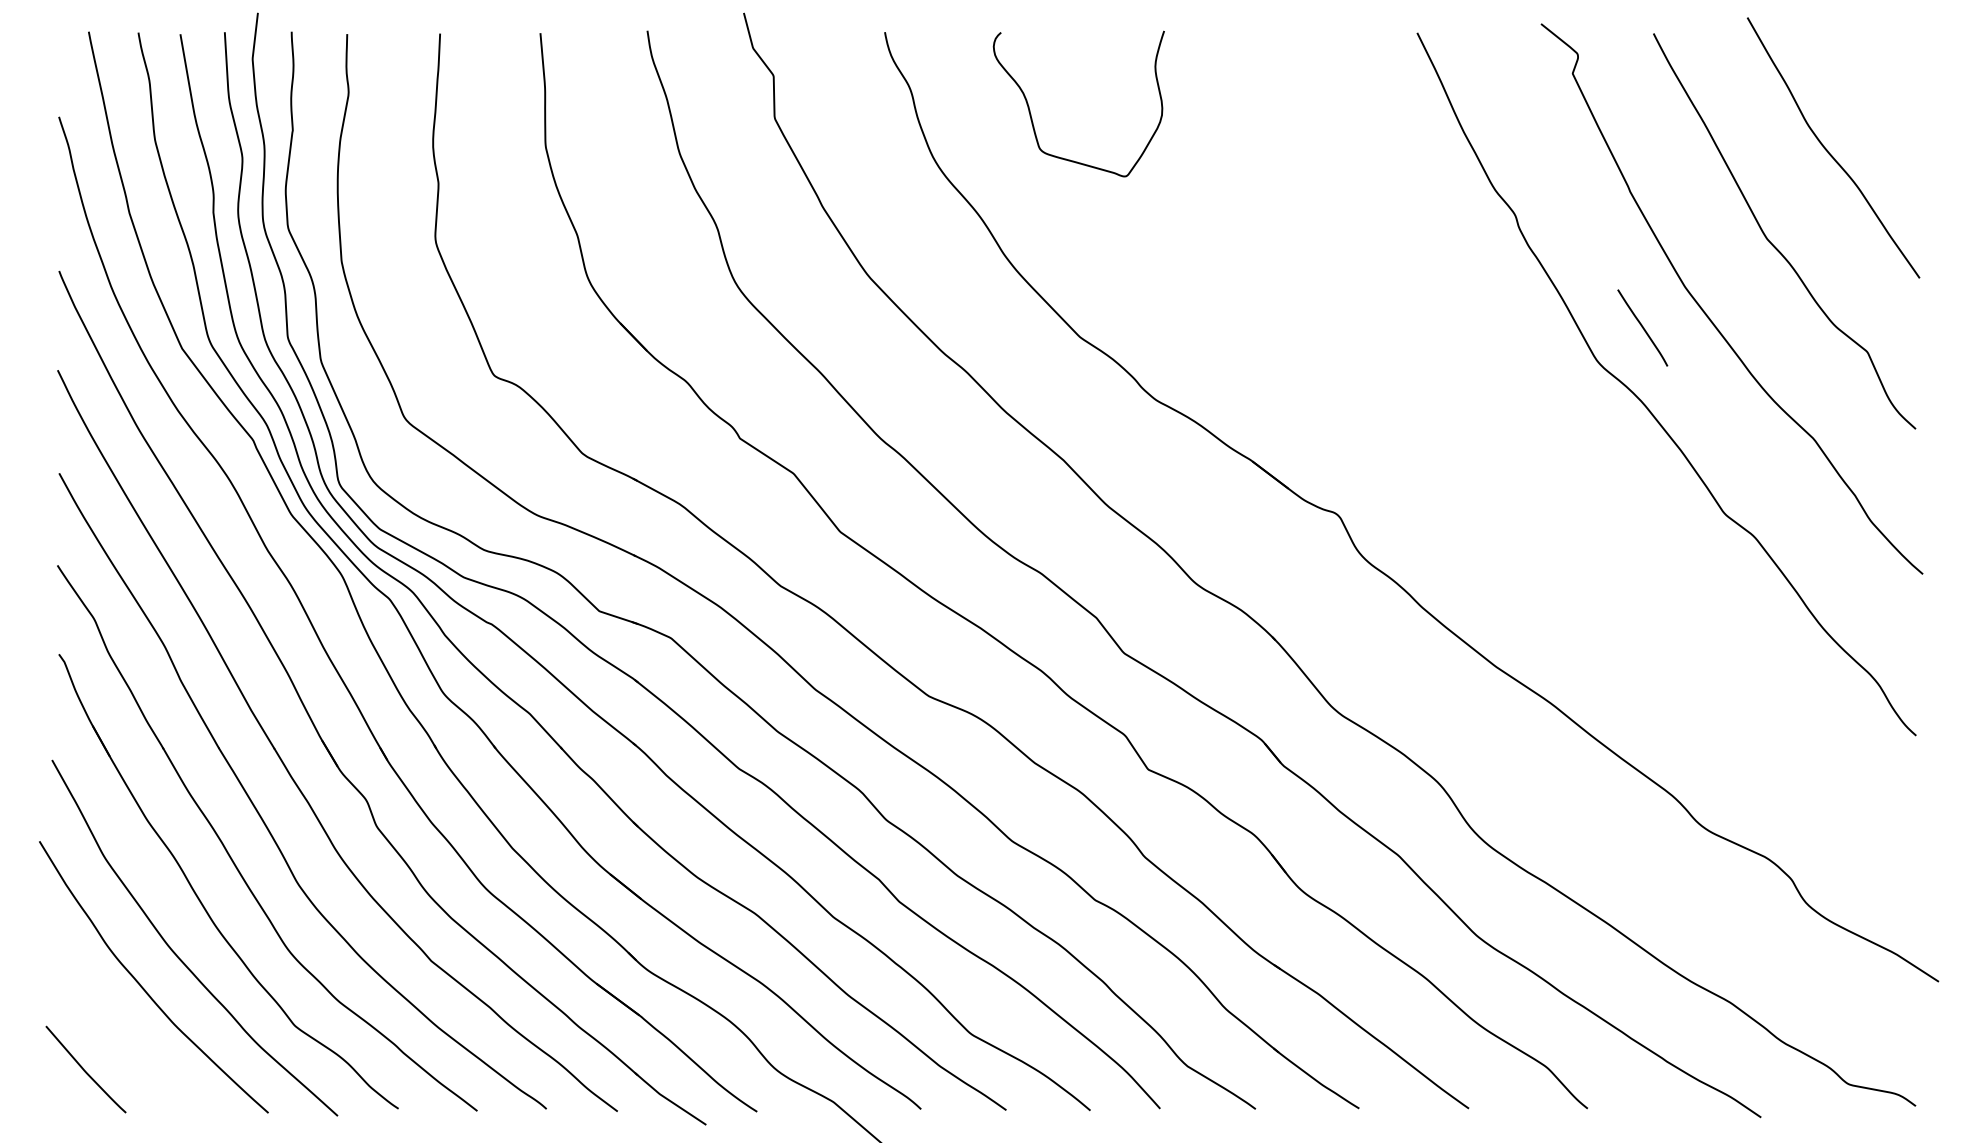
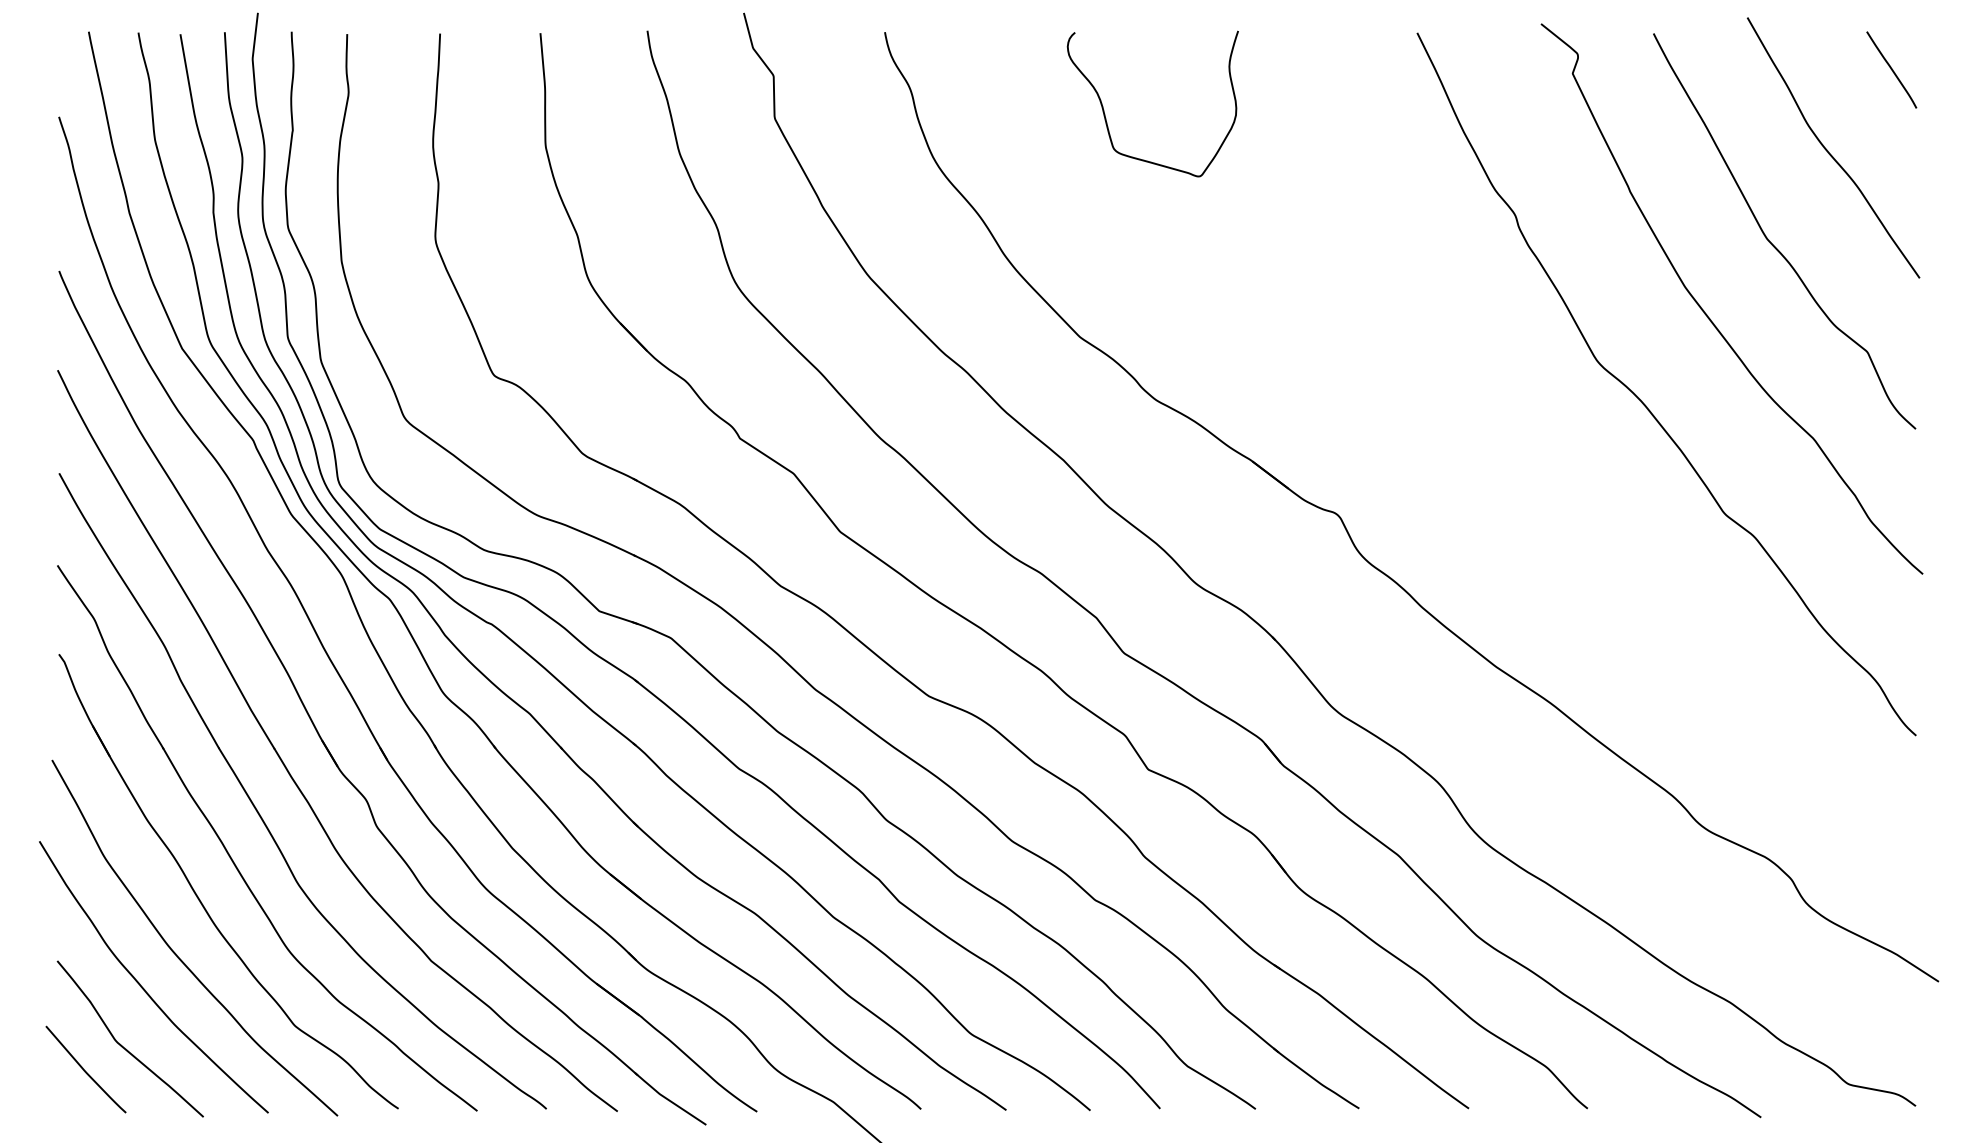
curve position: (1031, 114) -> (1105, 114) (1105, 114)
line position: (1642, 327) -> (1891, 69) (1891, 69)
curve: none -> present (122, 1045)
